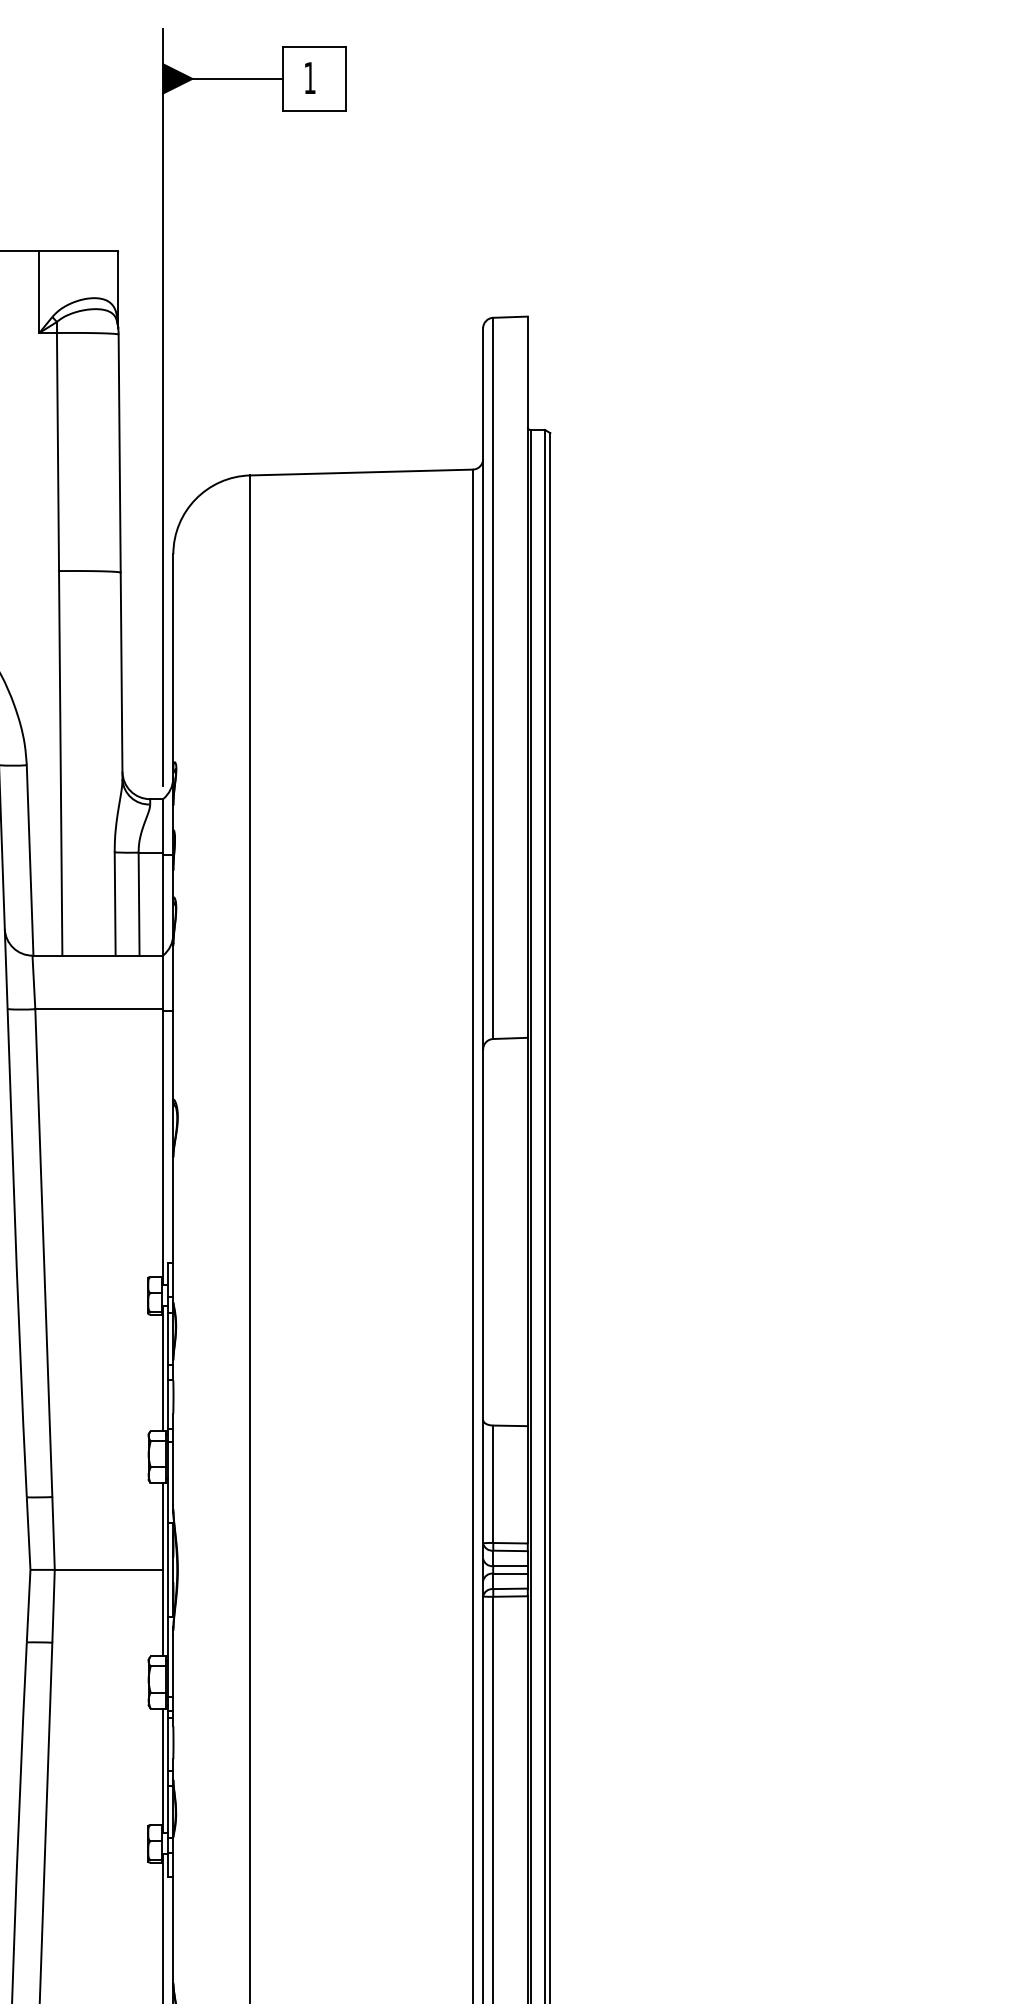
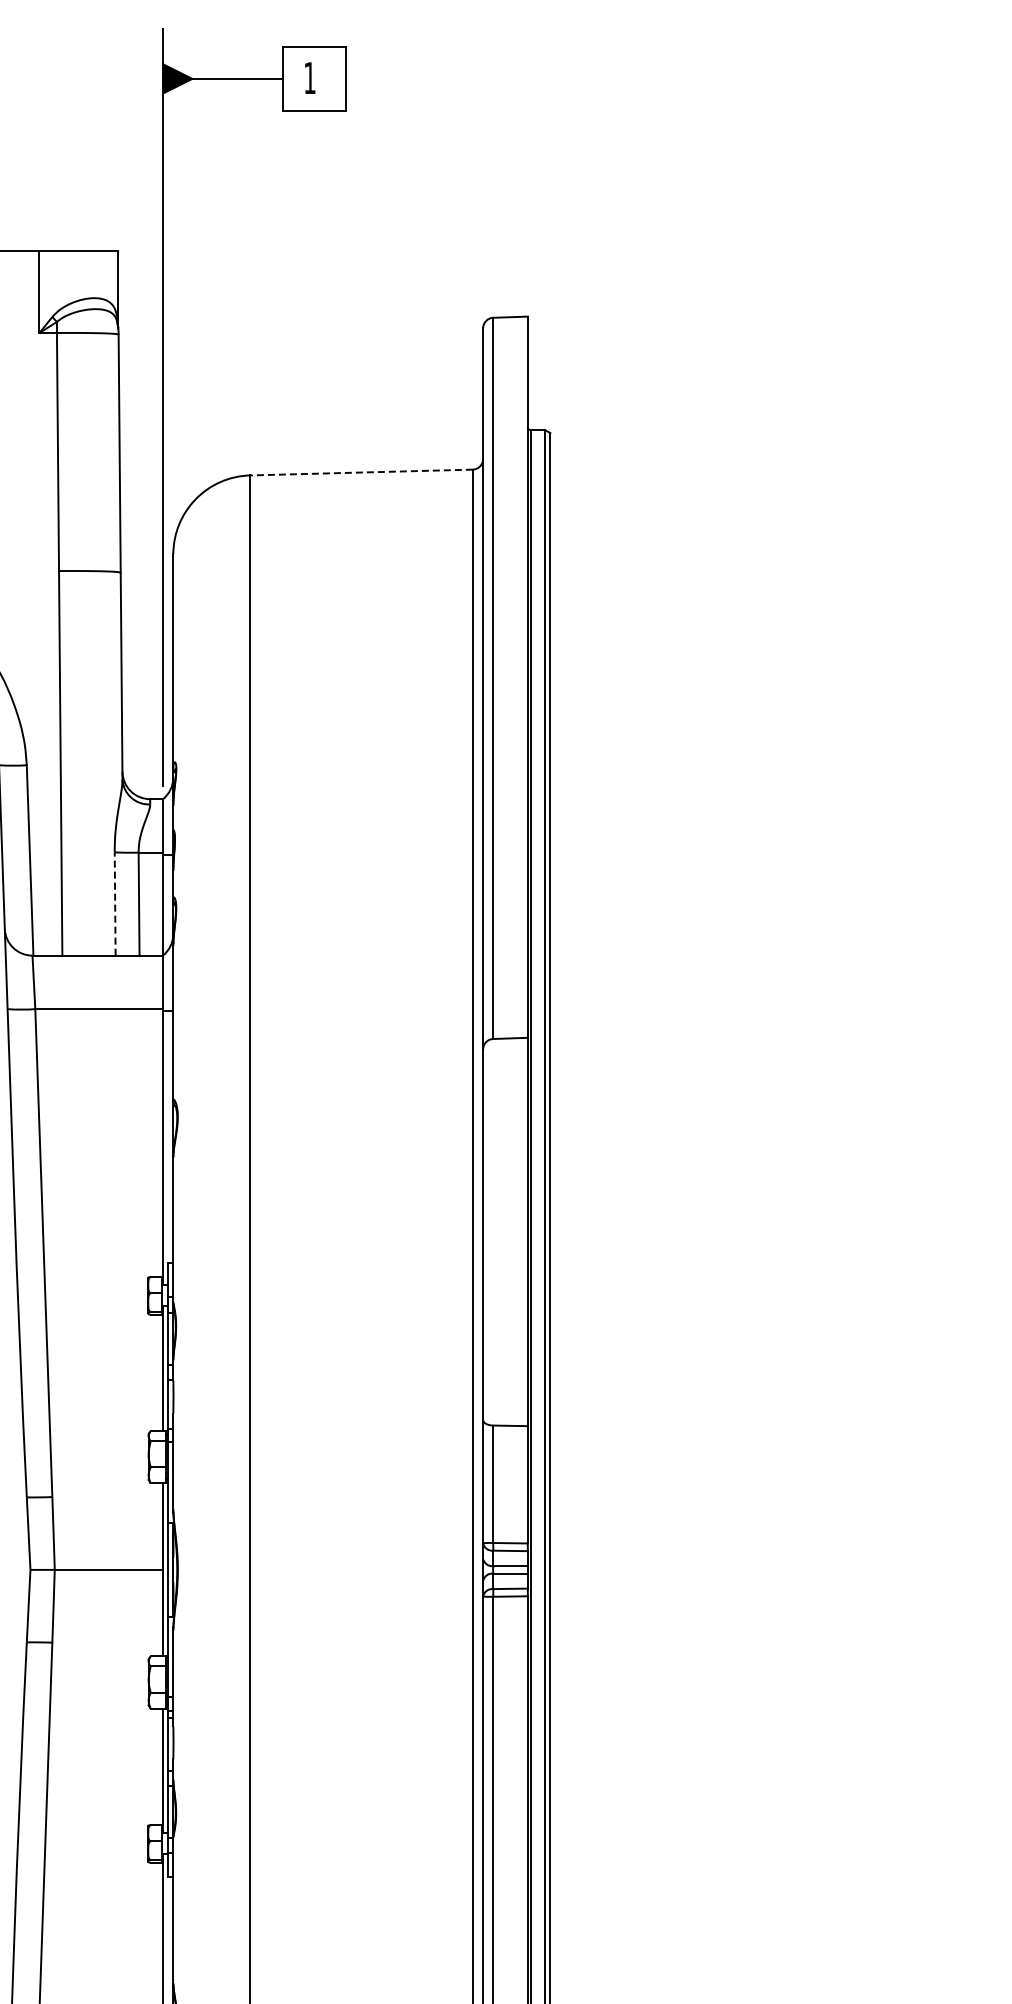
line: solid -> dashed (360, 472)
line: solid -> dashed (115, 904)
